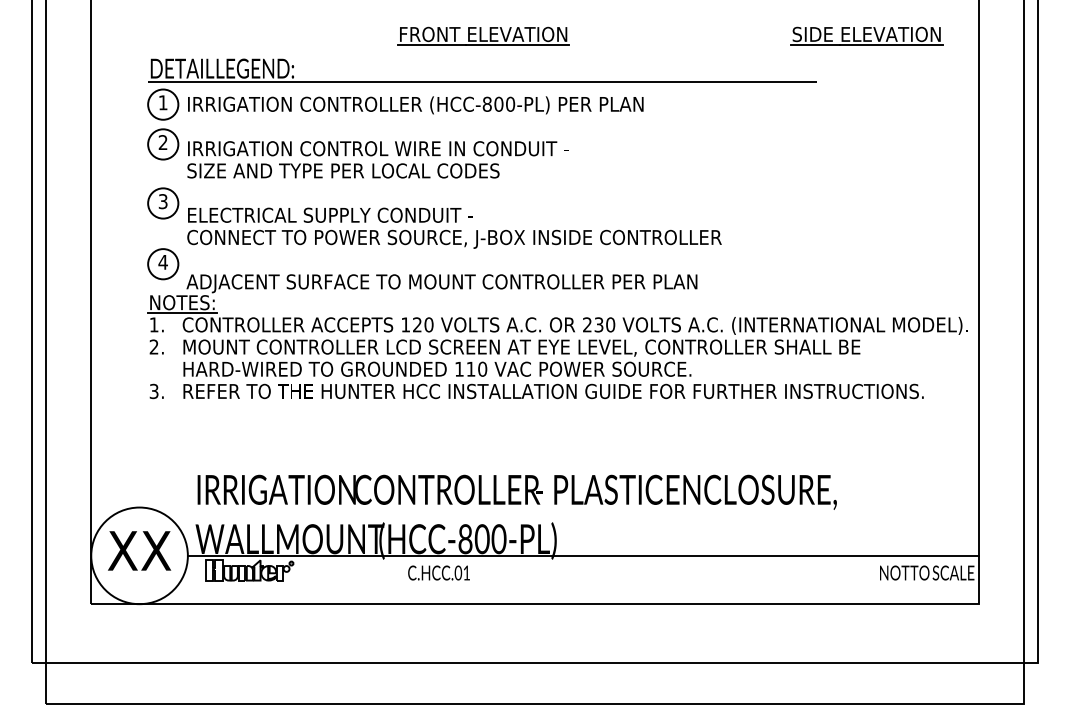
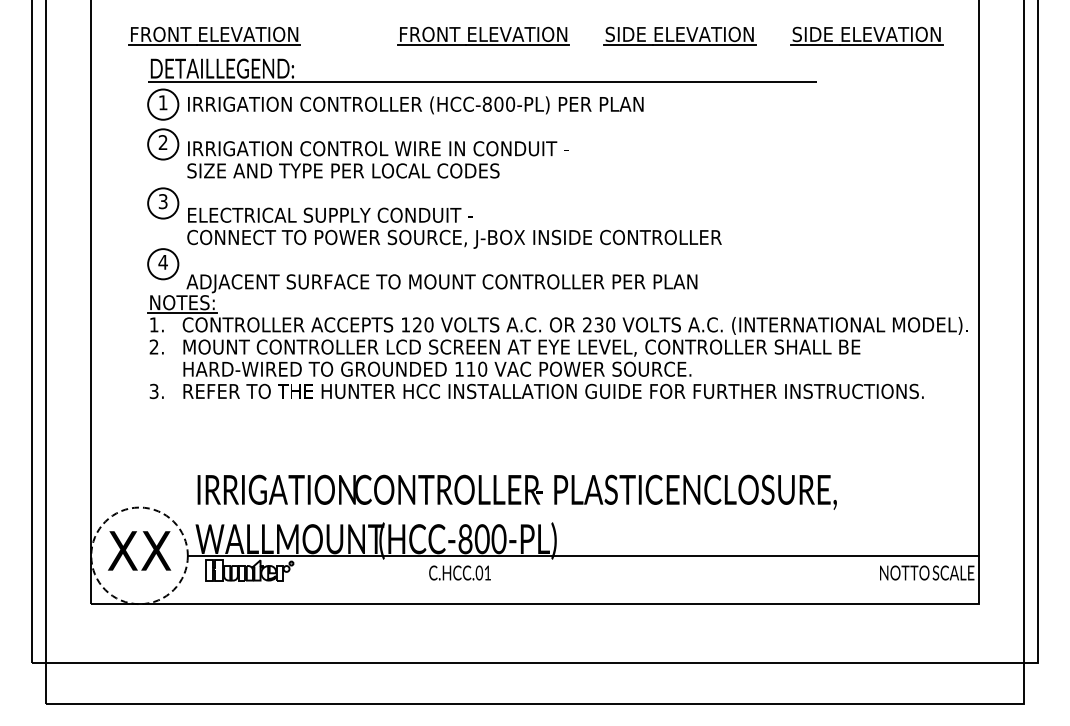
part: none -> present (214, 35)
part: none -> present (679, 35)
circle: solid -> dashed (139, 555)
text position: (438, 572) -> (459, 572) (459, 572)
